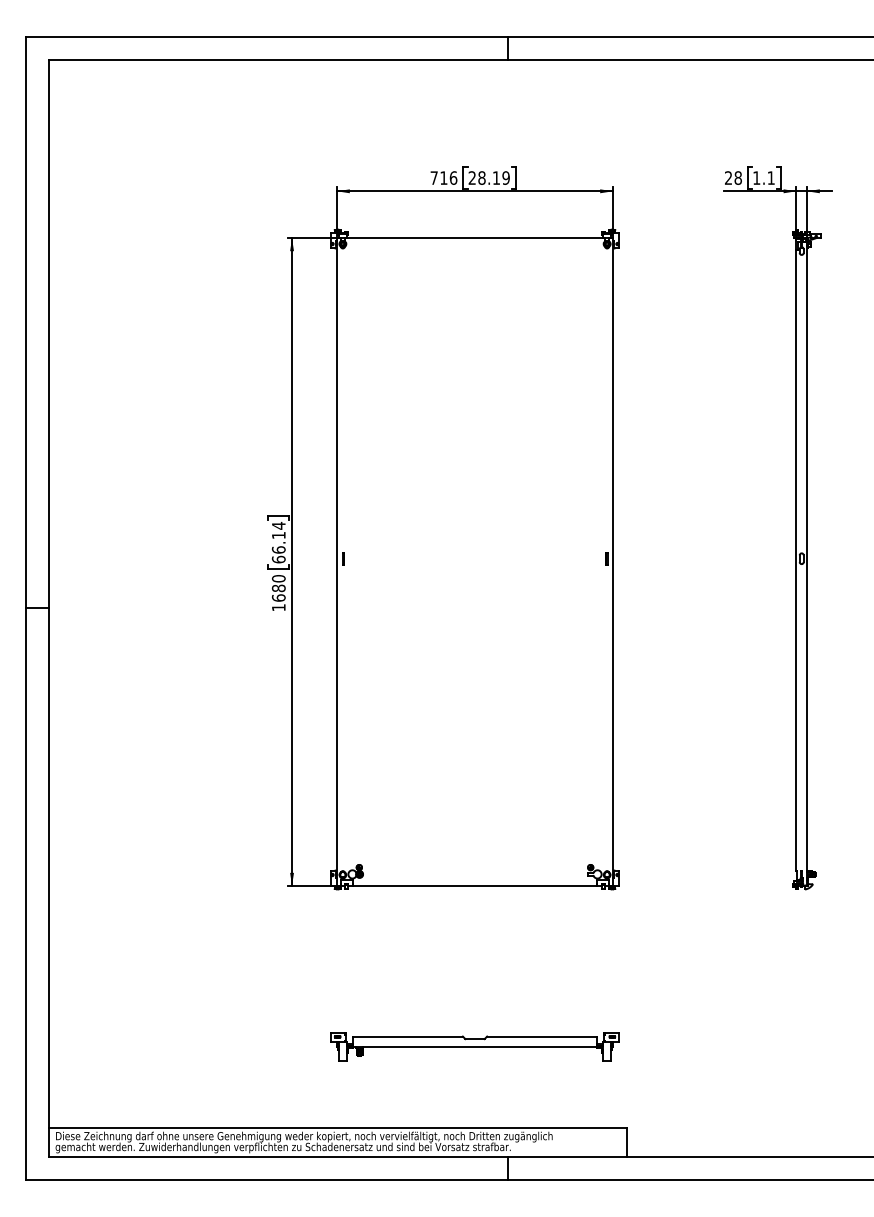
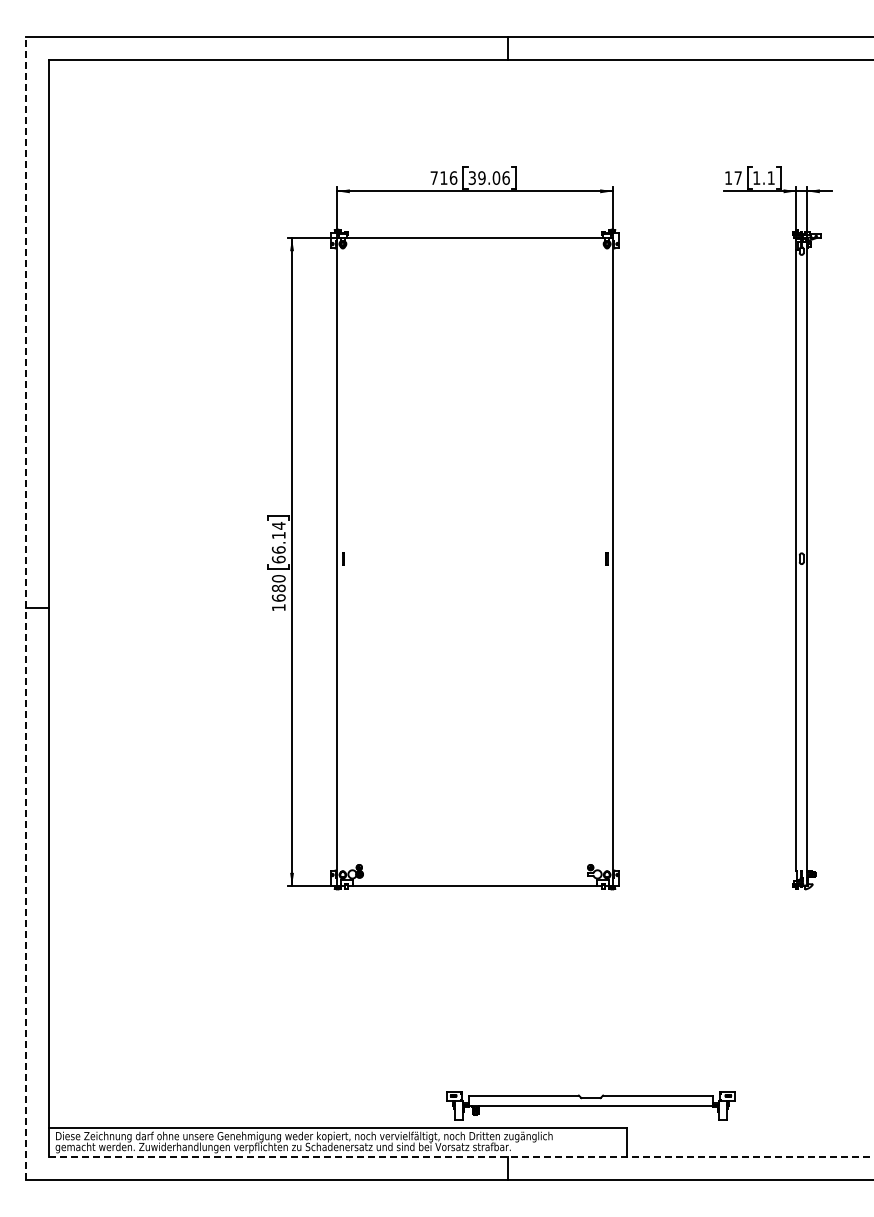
text: 28.19 -> 39.06 (488, 177)
text: 28 -> 17 (733, 177)
line: solid -> dashed (26, 608)
part position: (474, 1046) -> (590, 1105) (590, 1105)
line: solid -> dashed (461, 1157)
